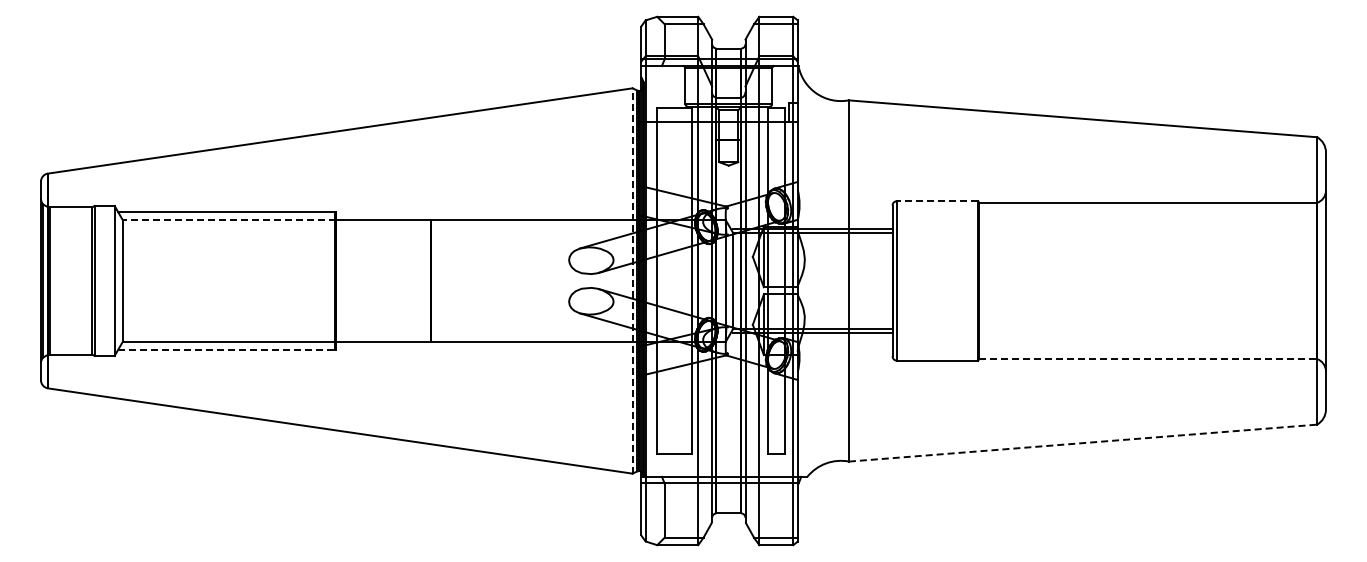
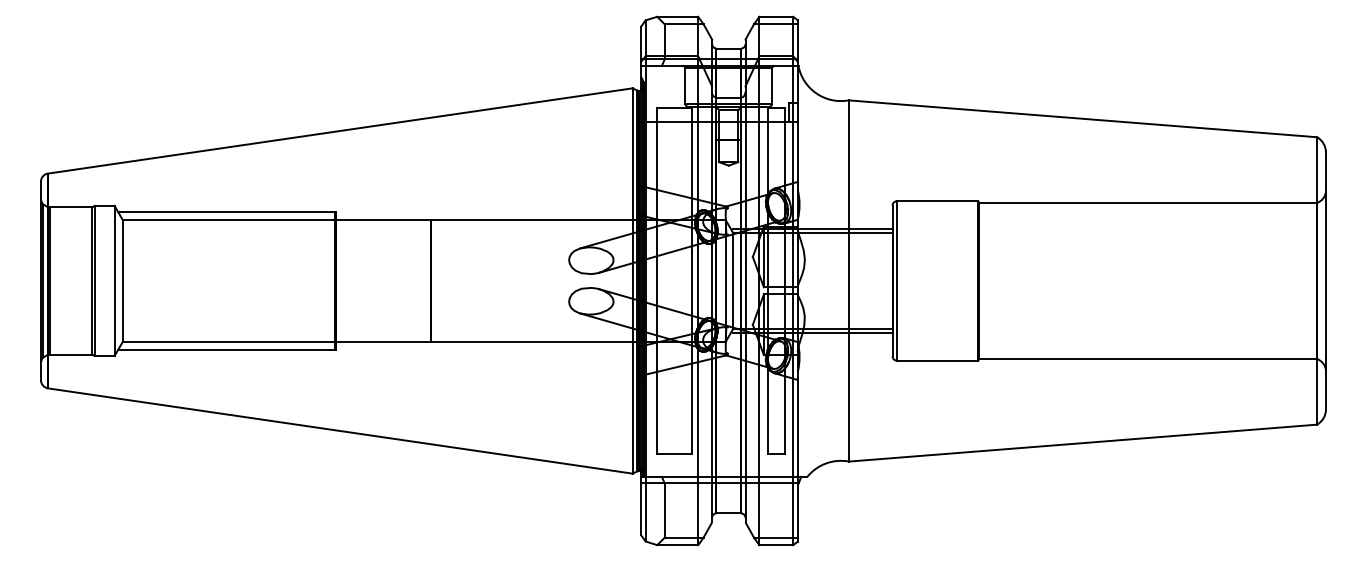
line: dashed -> solid (937, 201)
line: dashed -> solid (229, 219)
line: dashed -> solid (632, 280)
line: dashed -> solid (226, 350)
line: dashed -> solid (1148, 358)
line: dashed -> solid (1082, 443)
